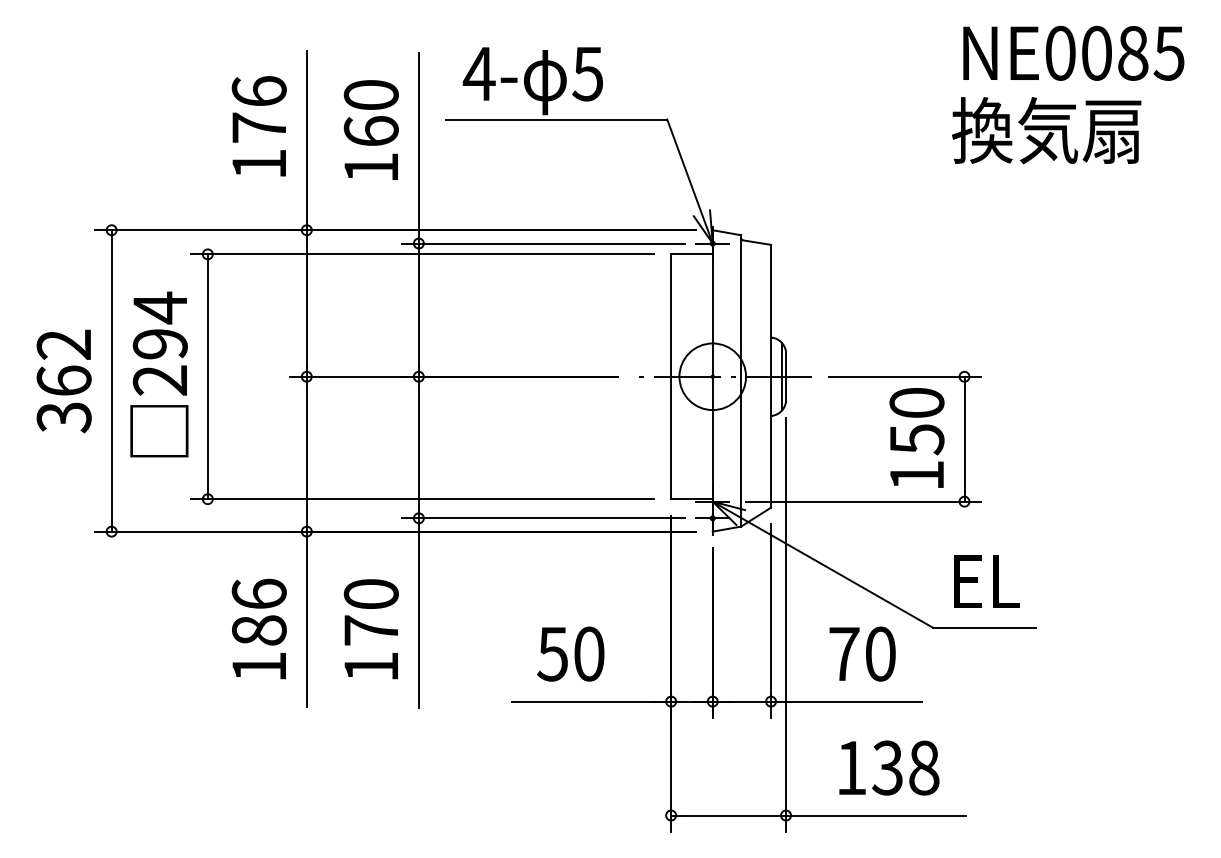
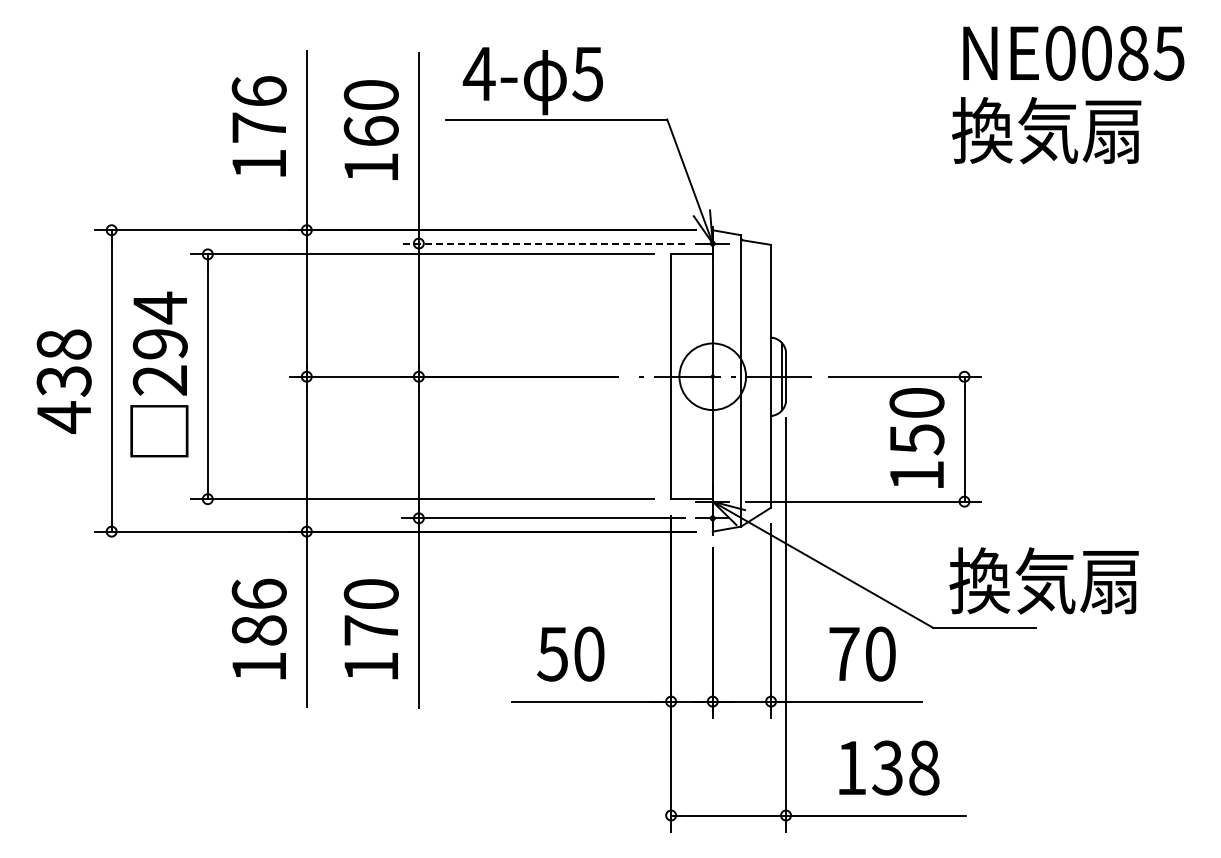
line: solid -> dashed (543, 243)
text: 362 -> 438 (63, 381)
text: EL -> 換気扇 (1043, 580)
